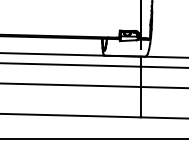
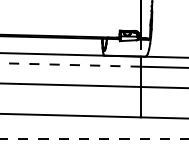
line: solid -> dashed (70, 64)
line: solid -> dashed (93, 139)
